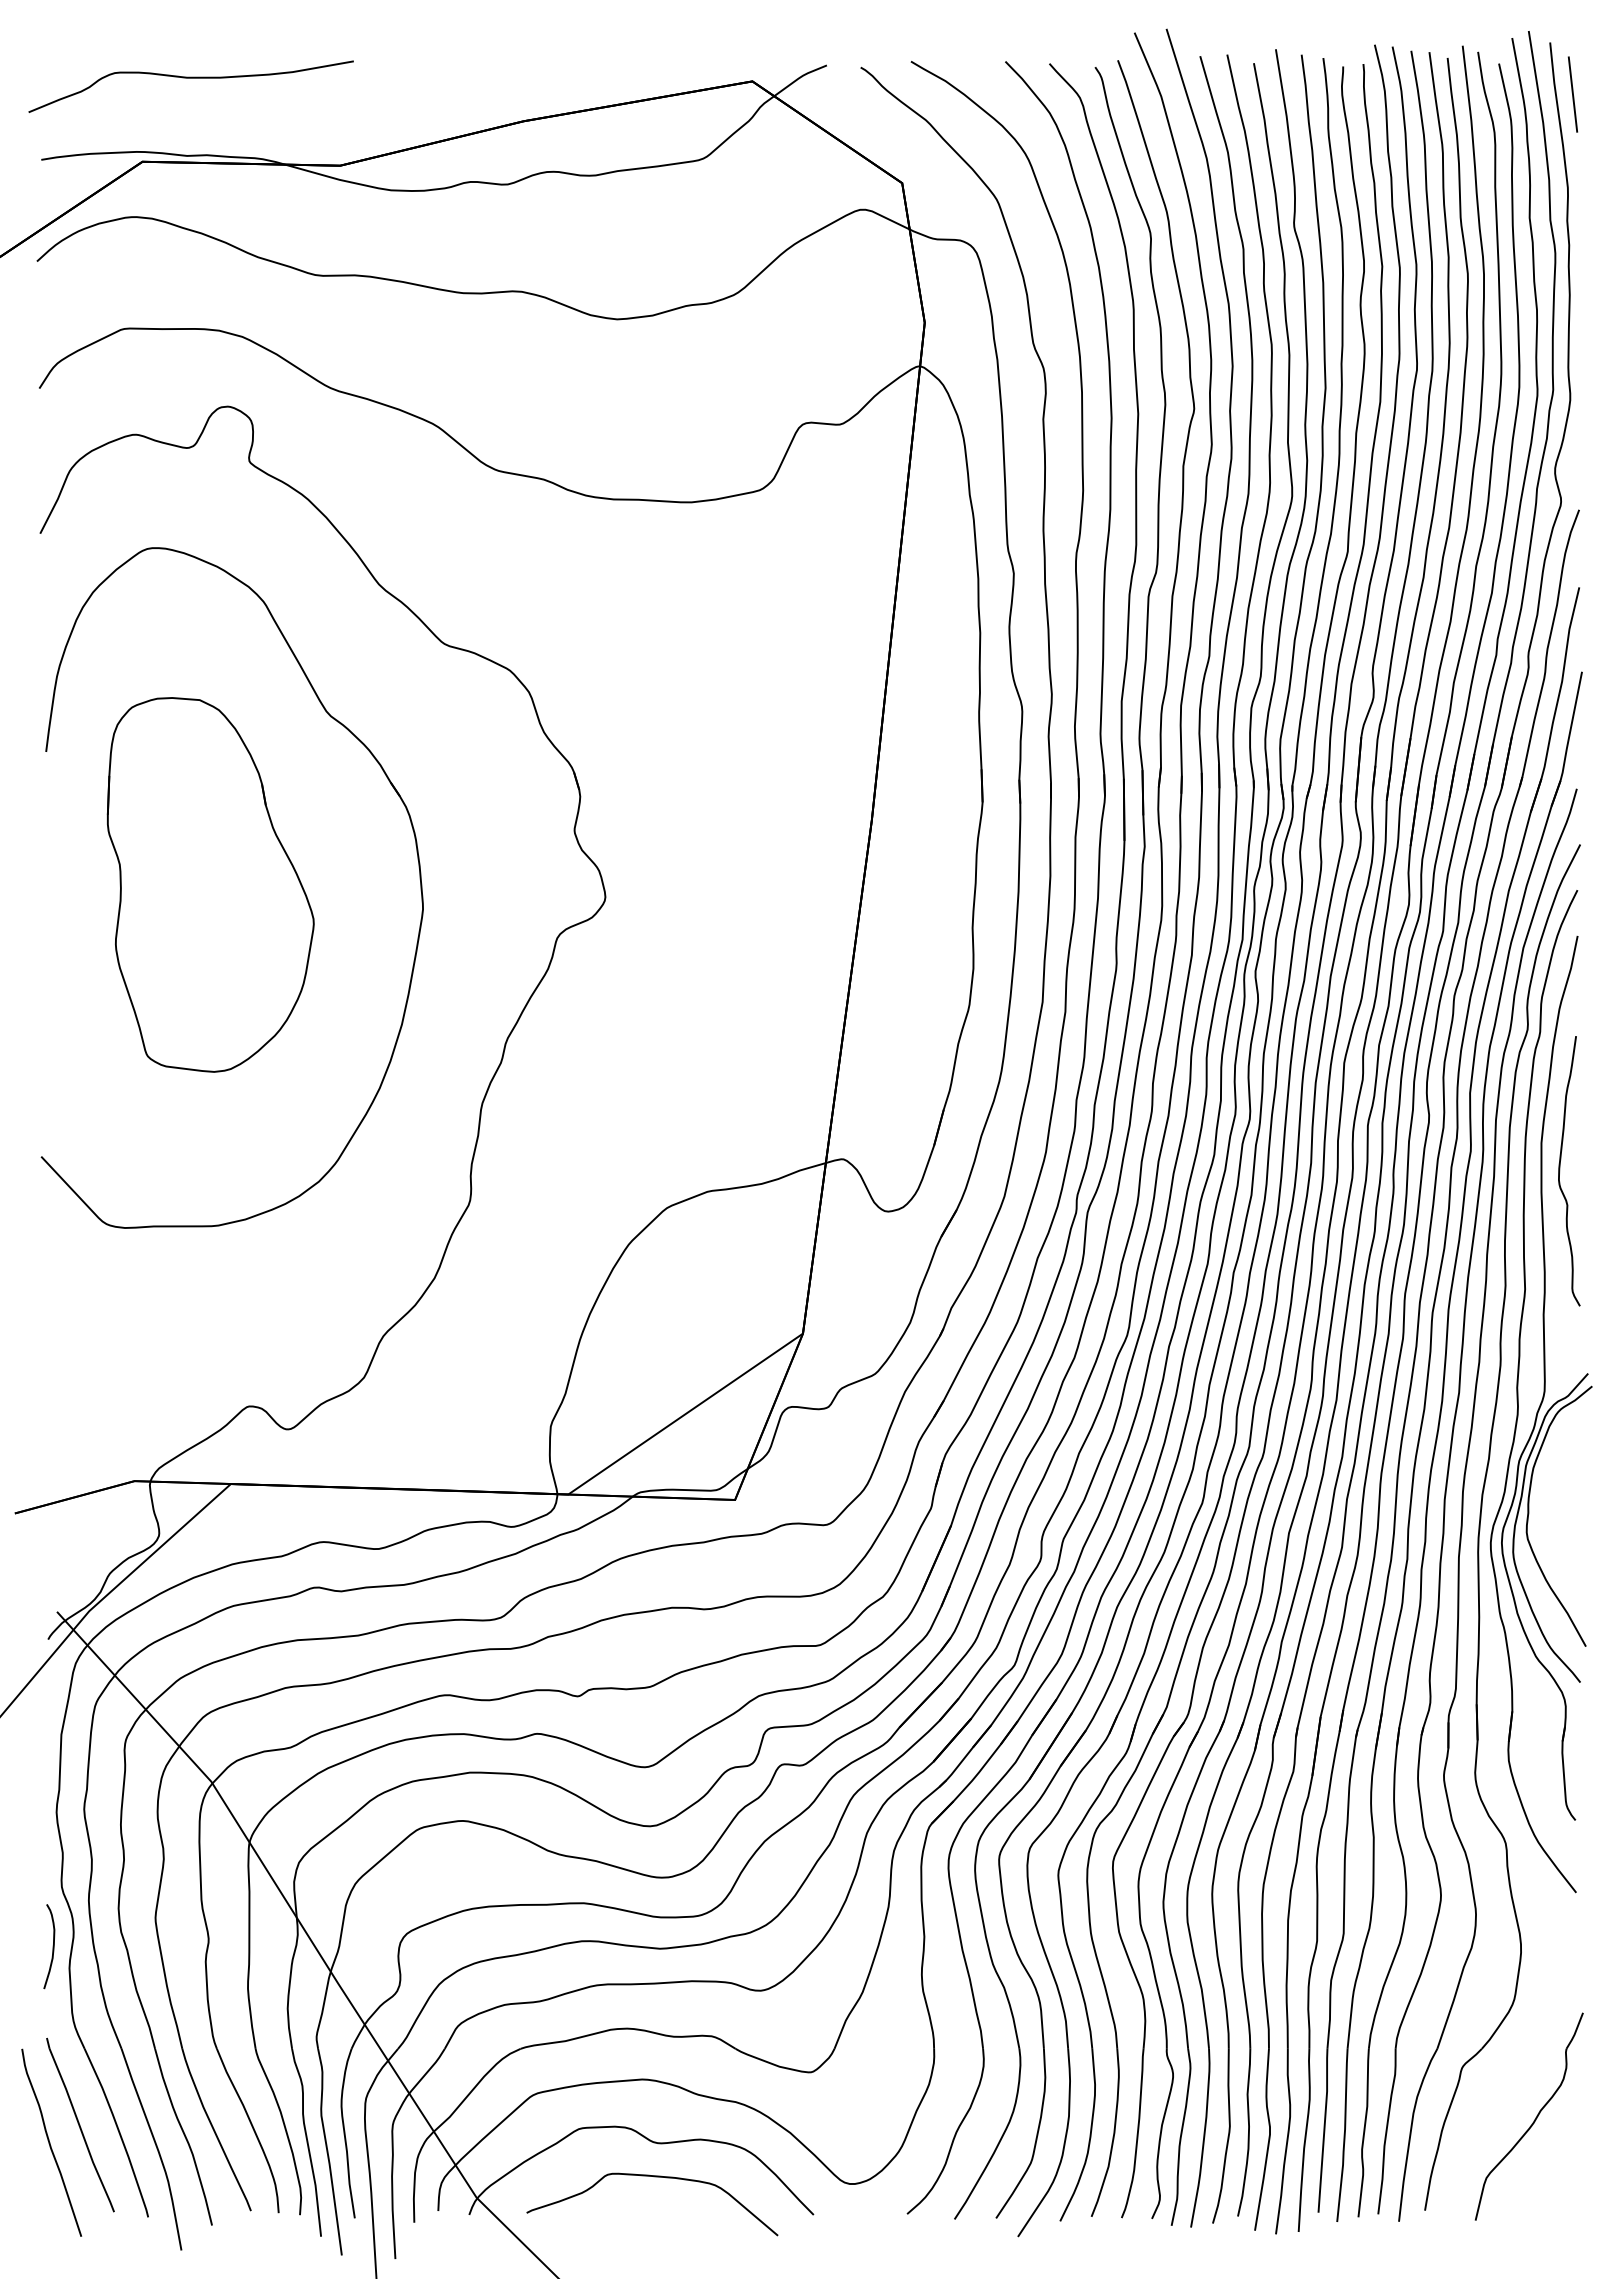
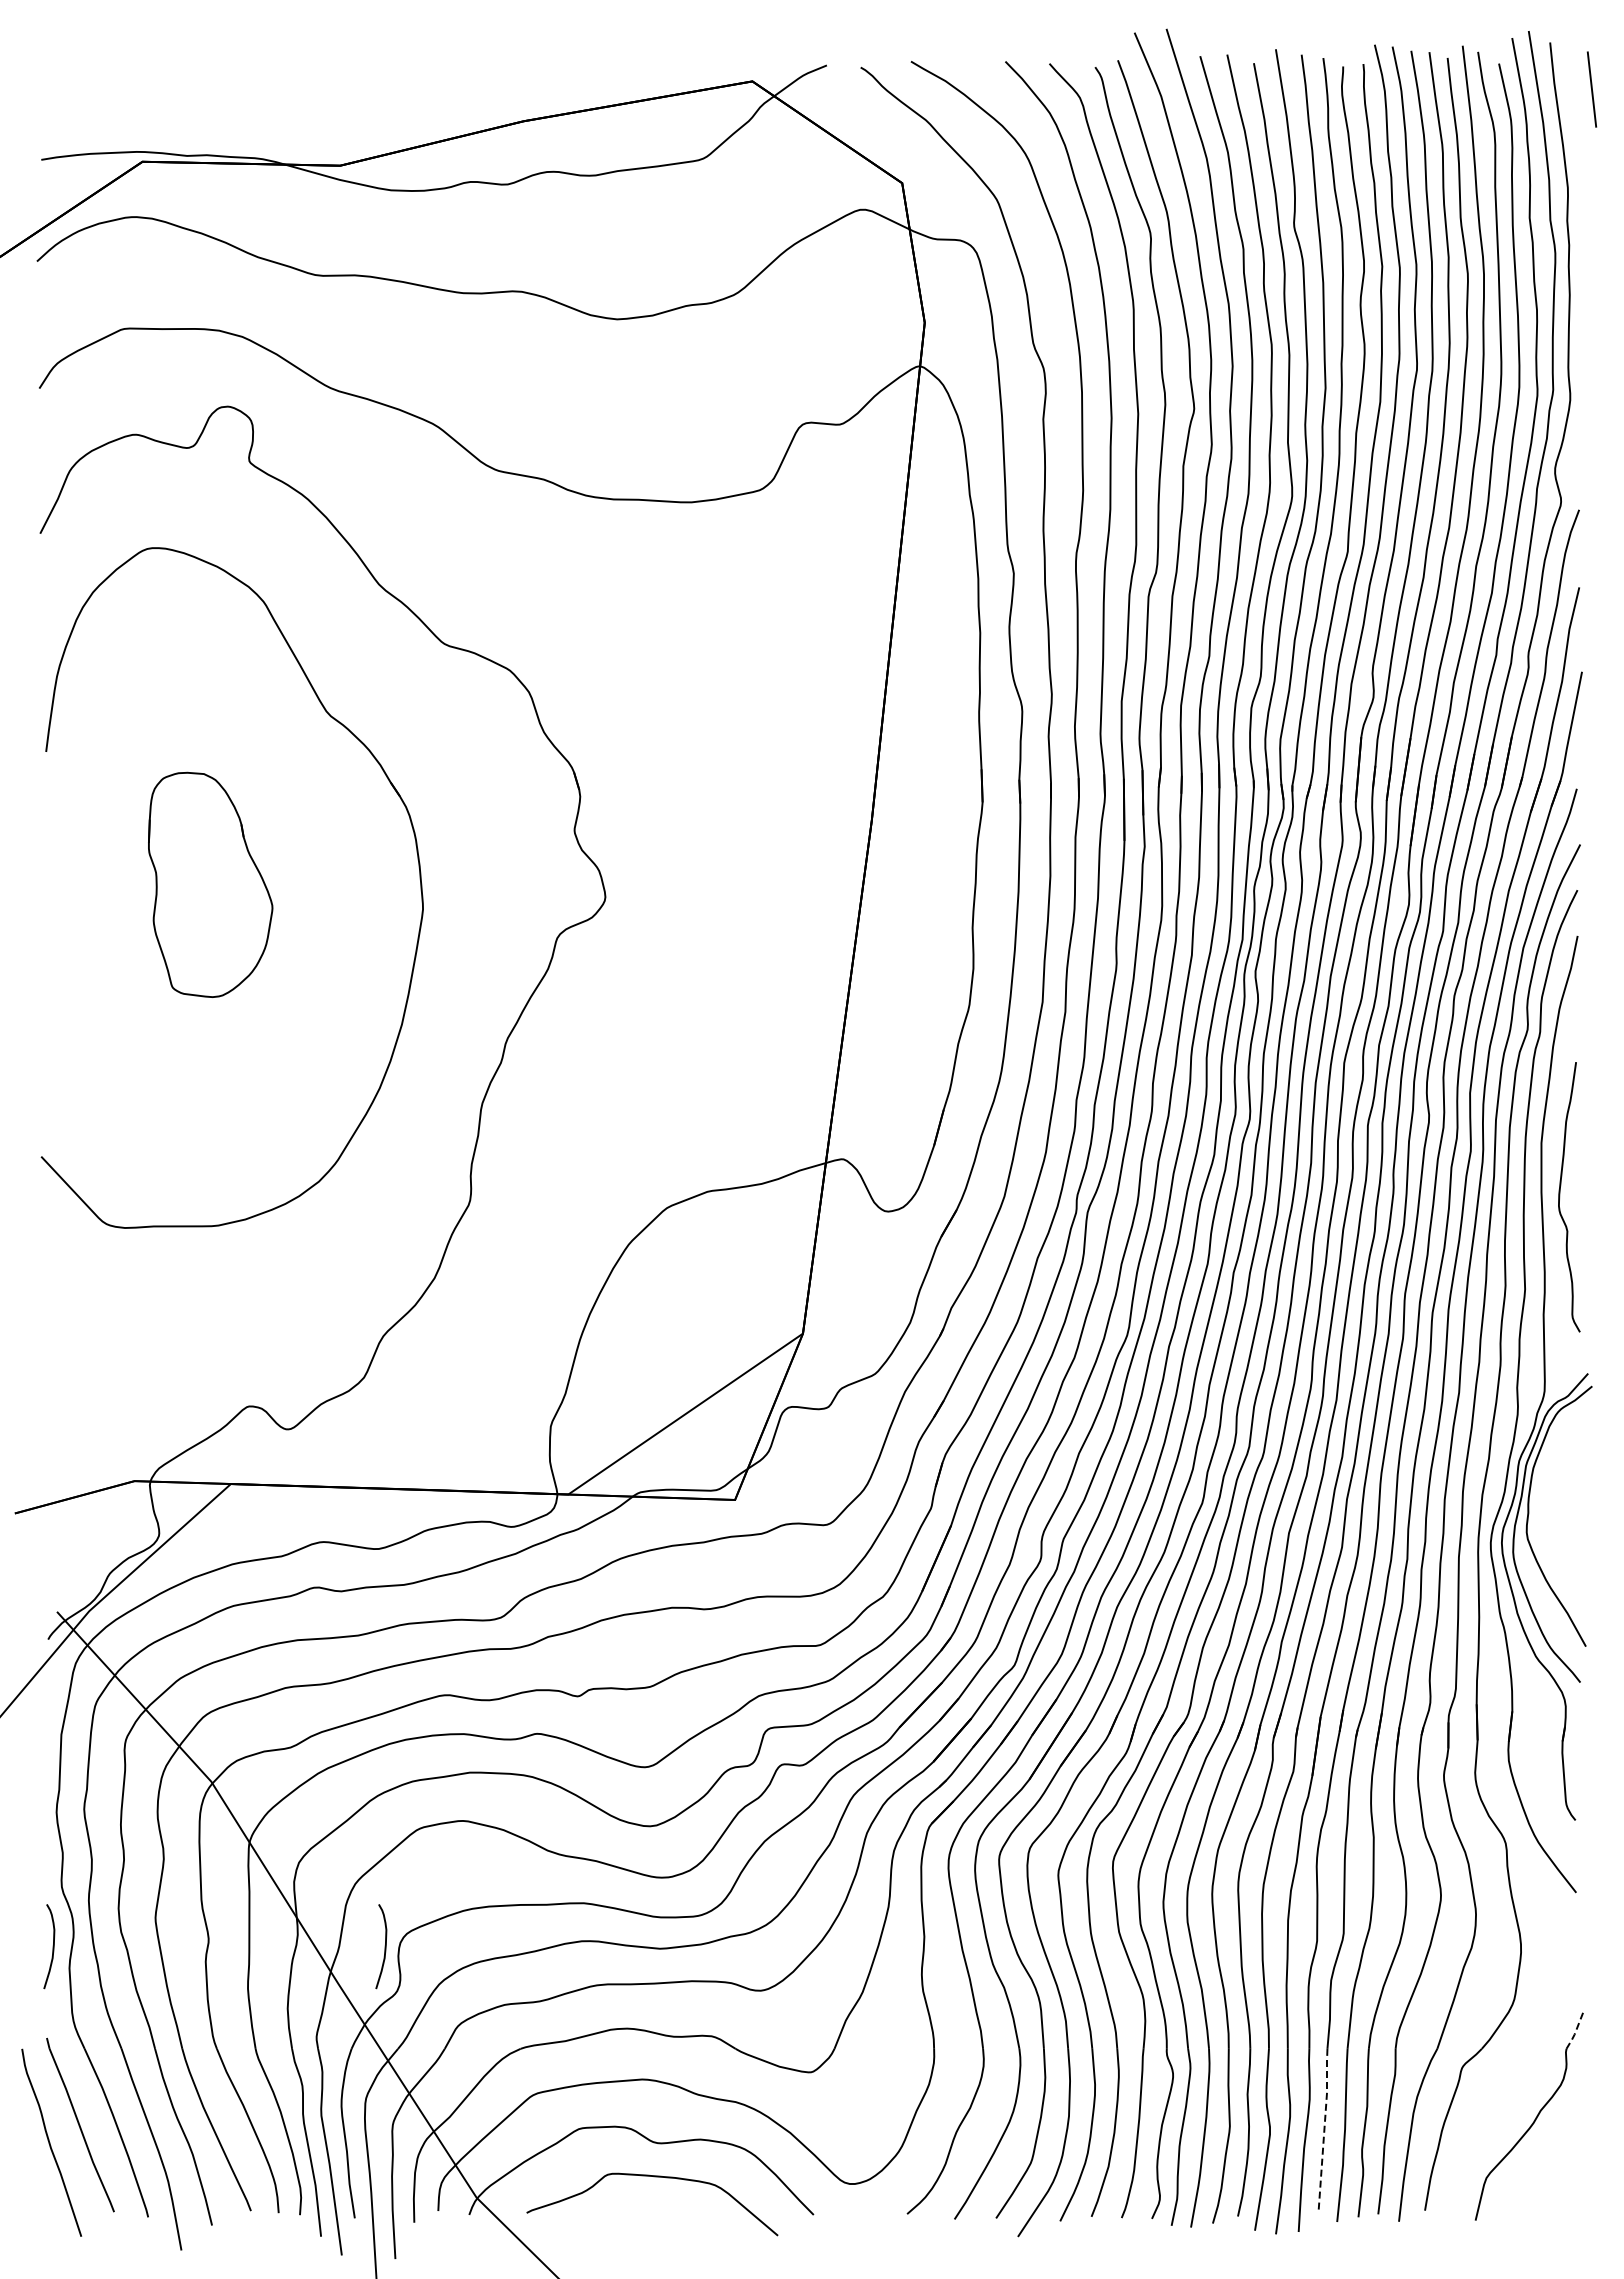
curve: present -> none (190, 78)
line position: (1572, 94) -> (1591, 89) (1591, 89)
part size: 209x376 px -> 126x227 px (210, 884)
curve position: (1560, 1171) -> (1560, 1197) (1560, 1197)
curve: none -> present (384, 1946)
line: solid -> dashed (1575, 2032)
line: solid -> dashed (1324, 2129)
